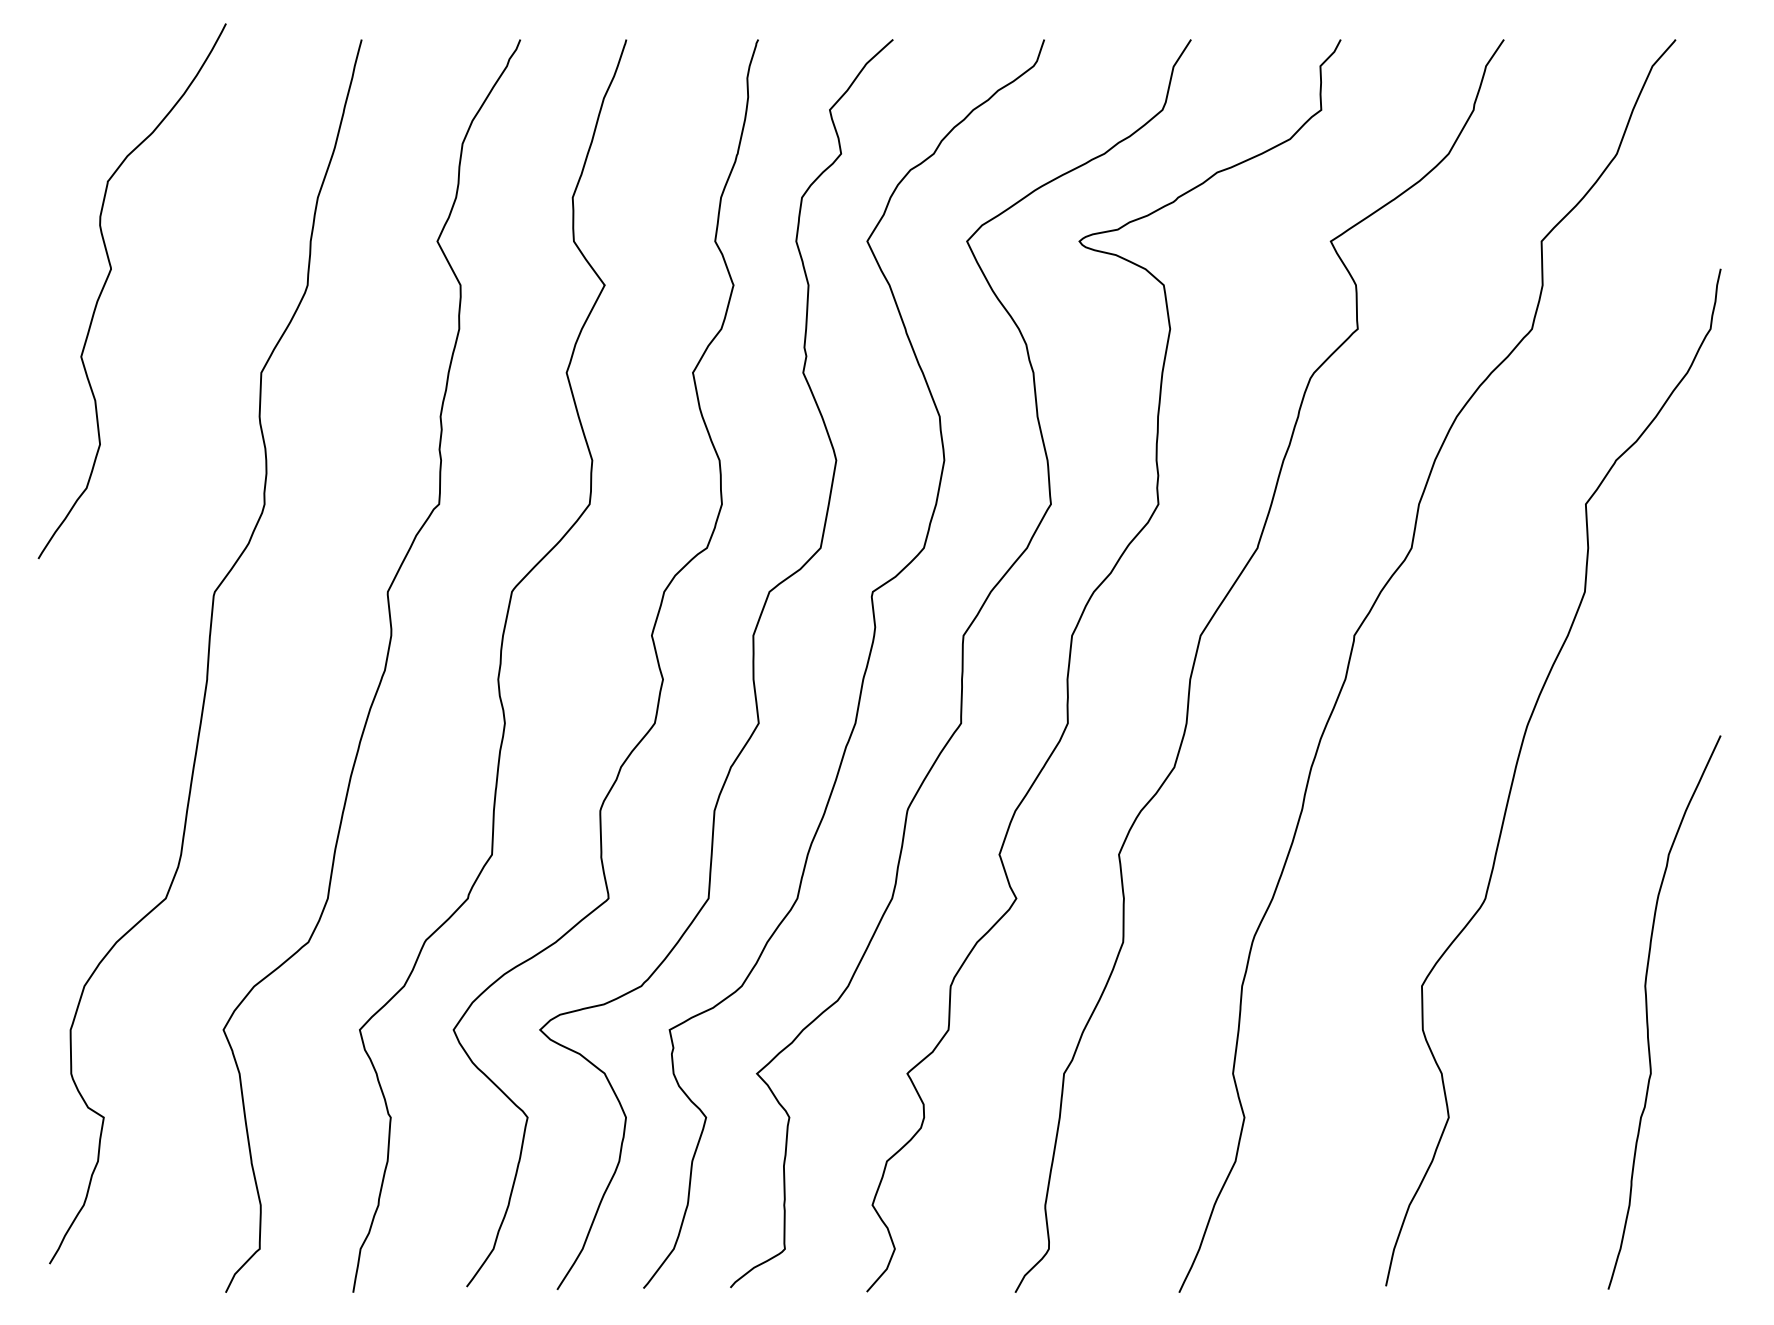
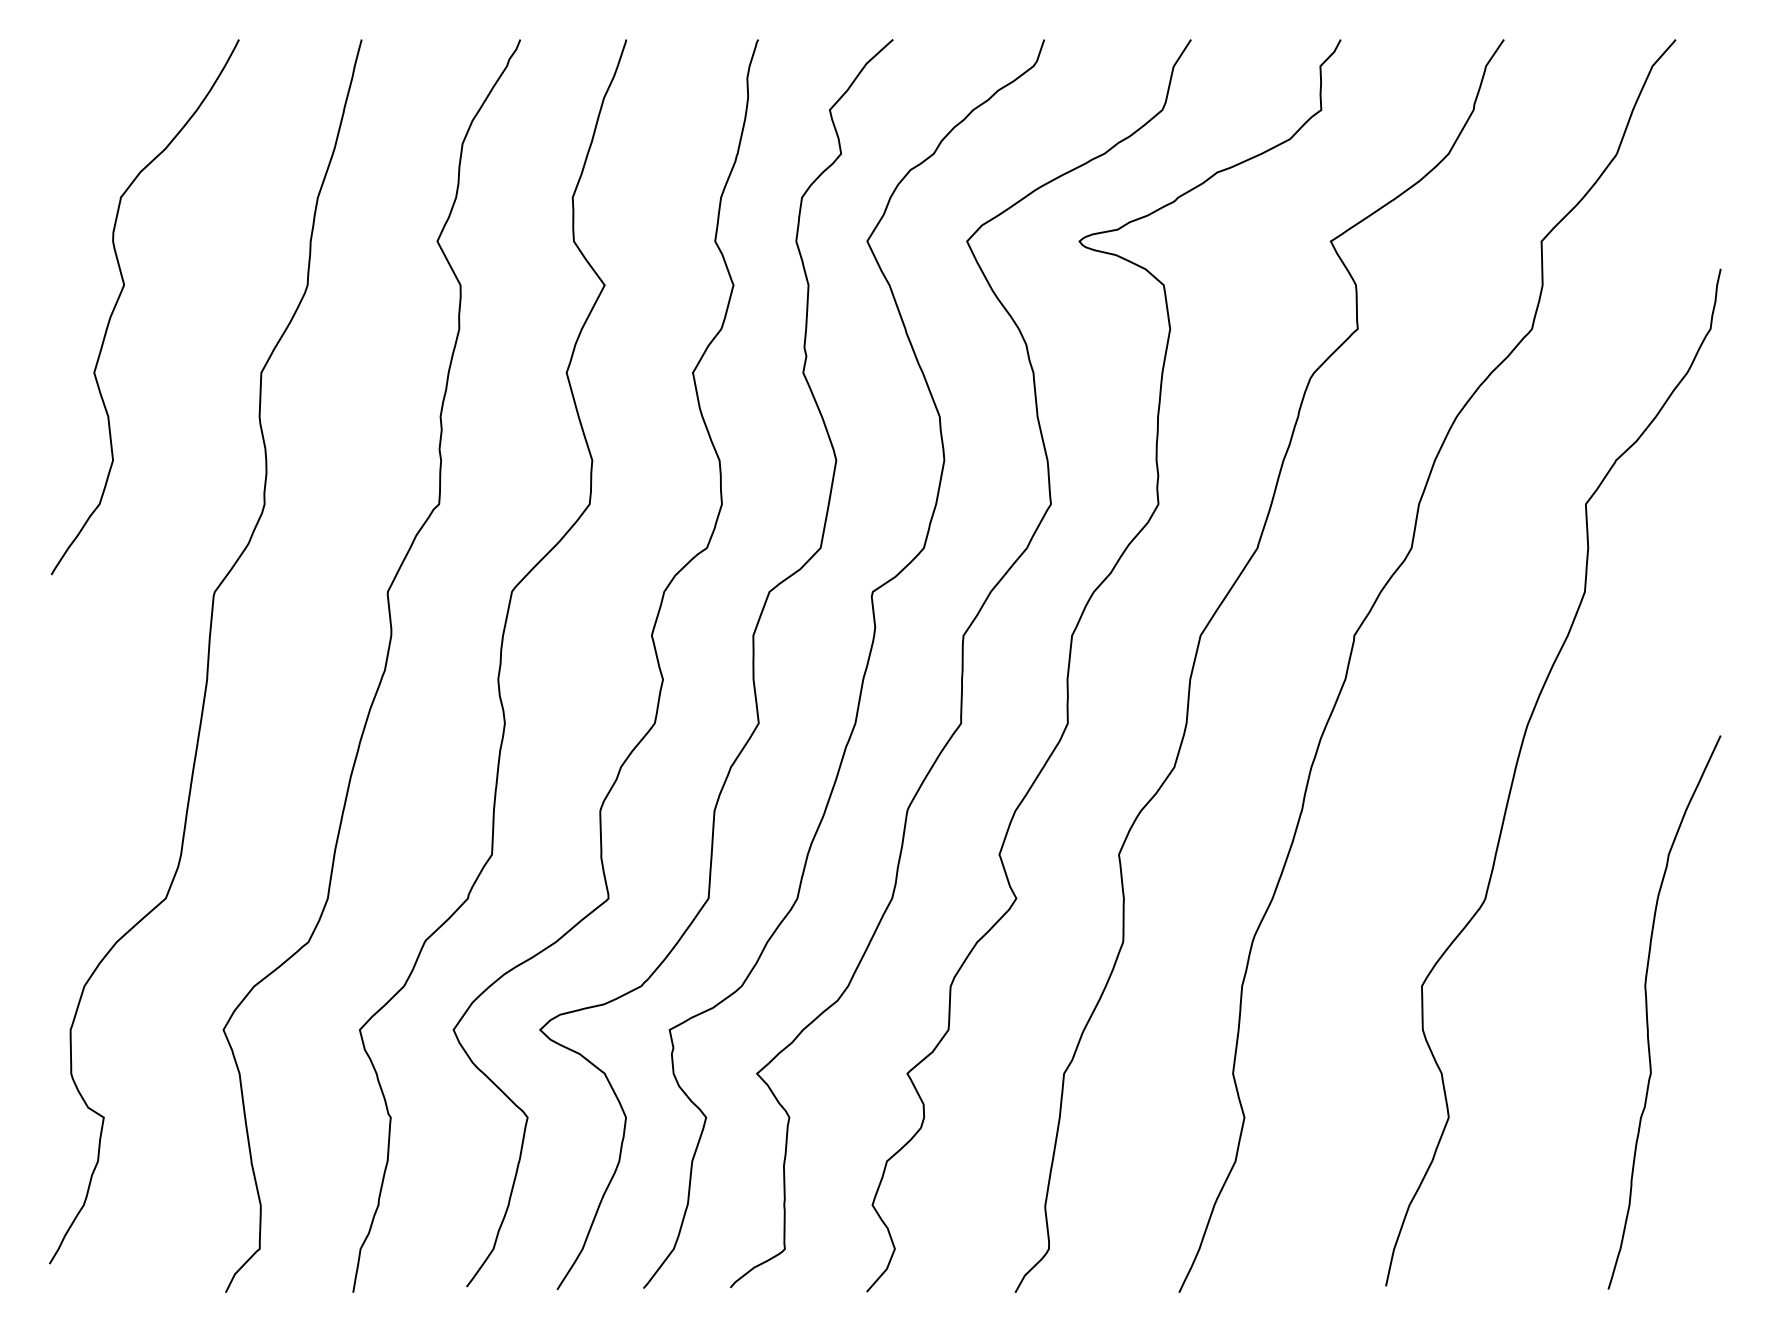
curve position: (106, 283) -> (119, 299) (119, 299)
